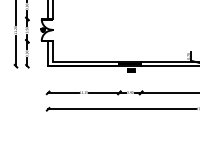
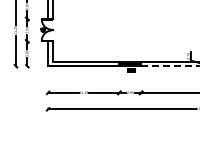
line: solid -> dashed (170, 66)
